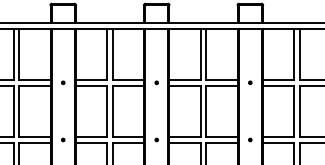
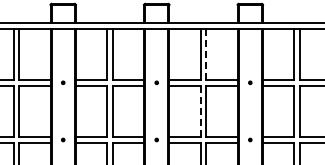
line: solid -> dashed (206, 54)
line: solid -> dashed (200, 111)
